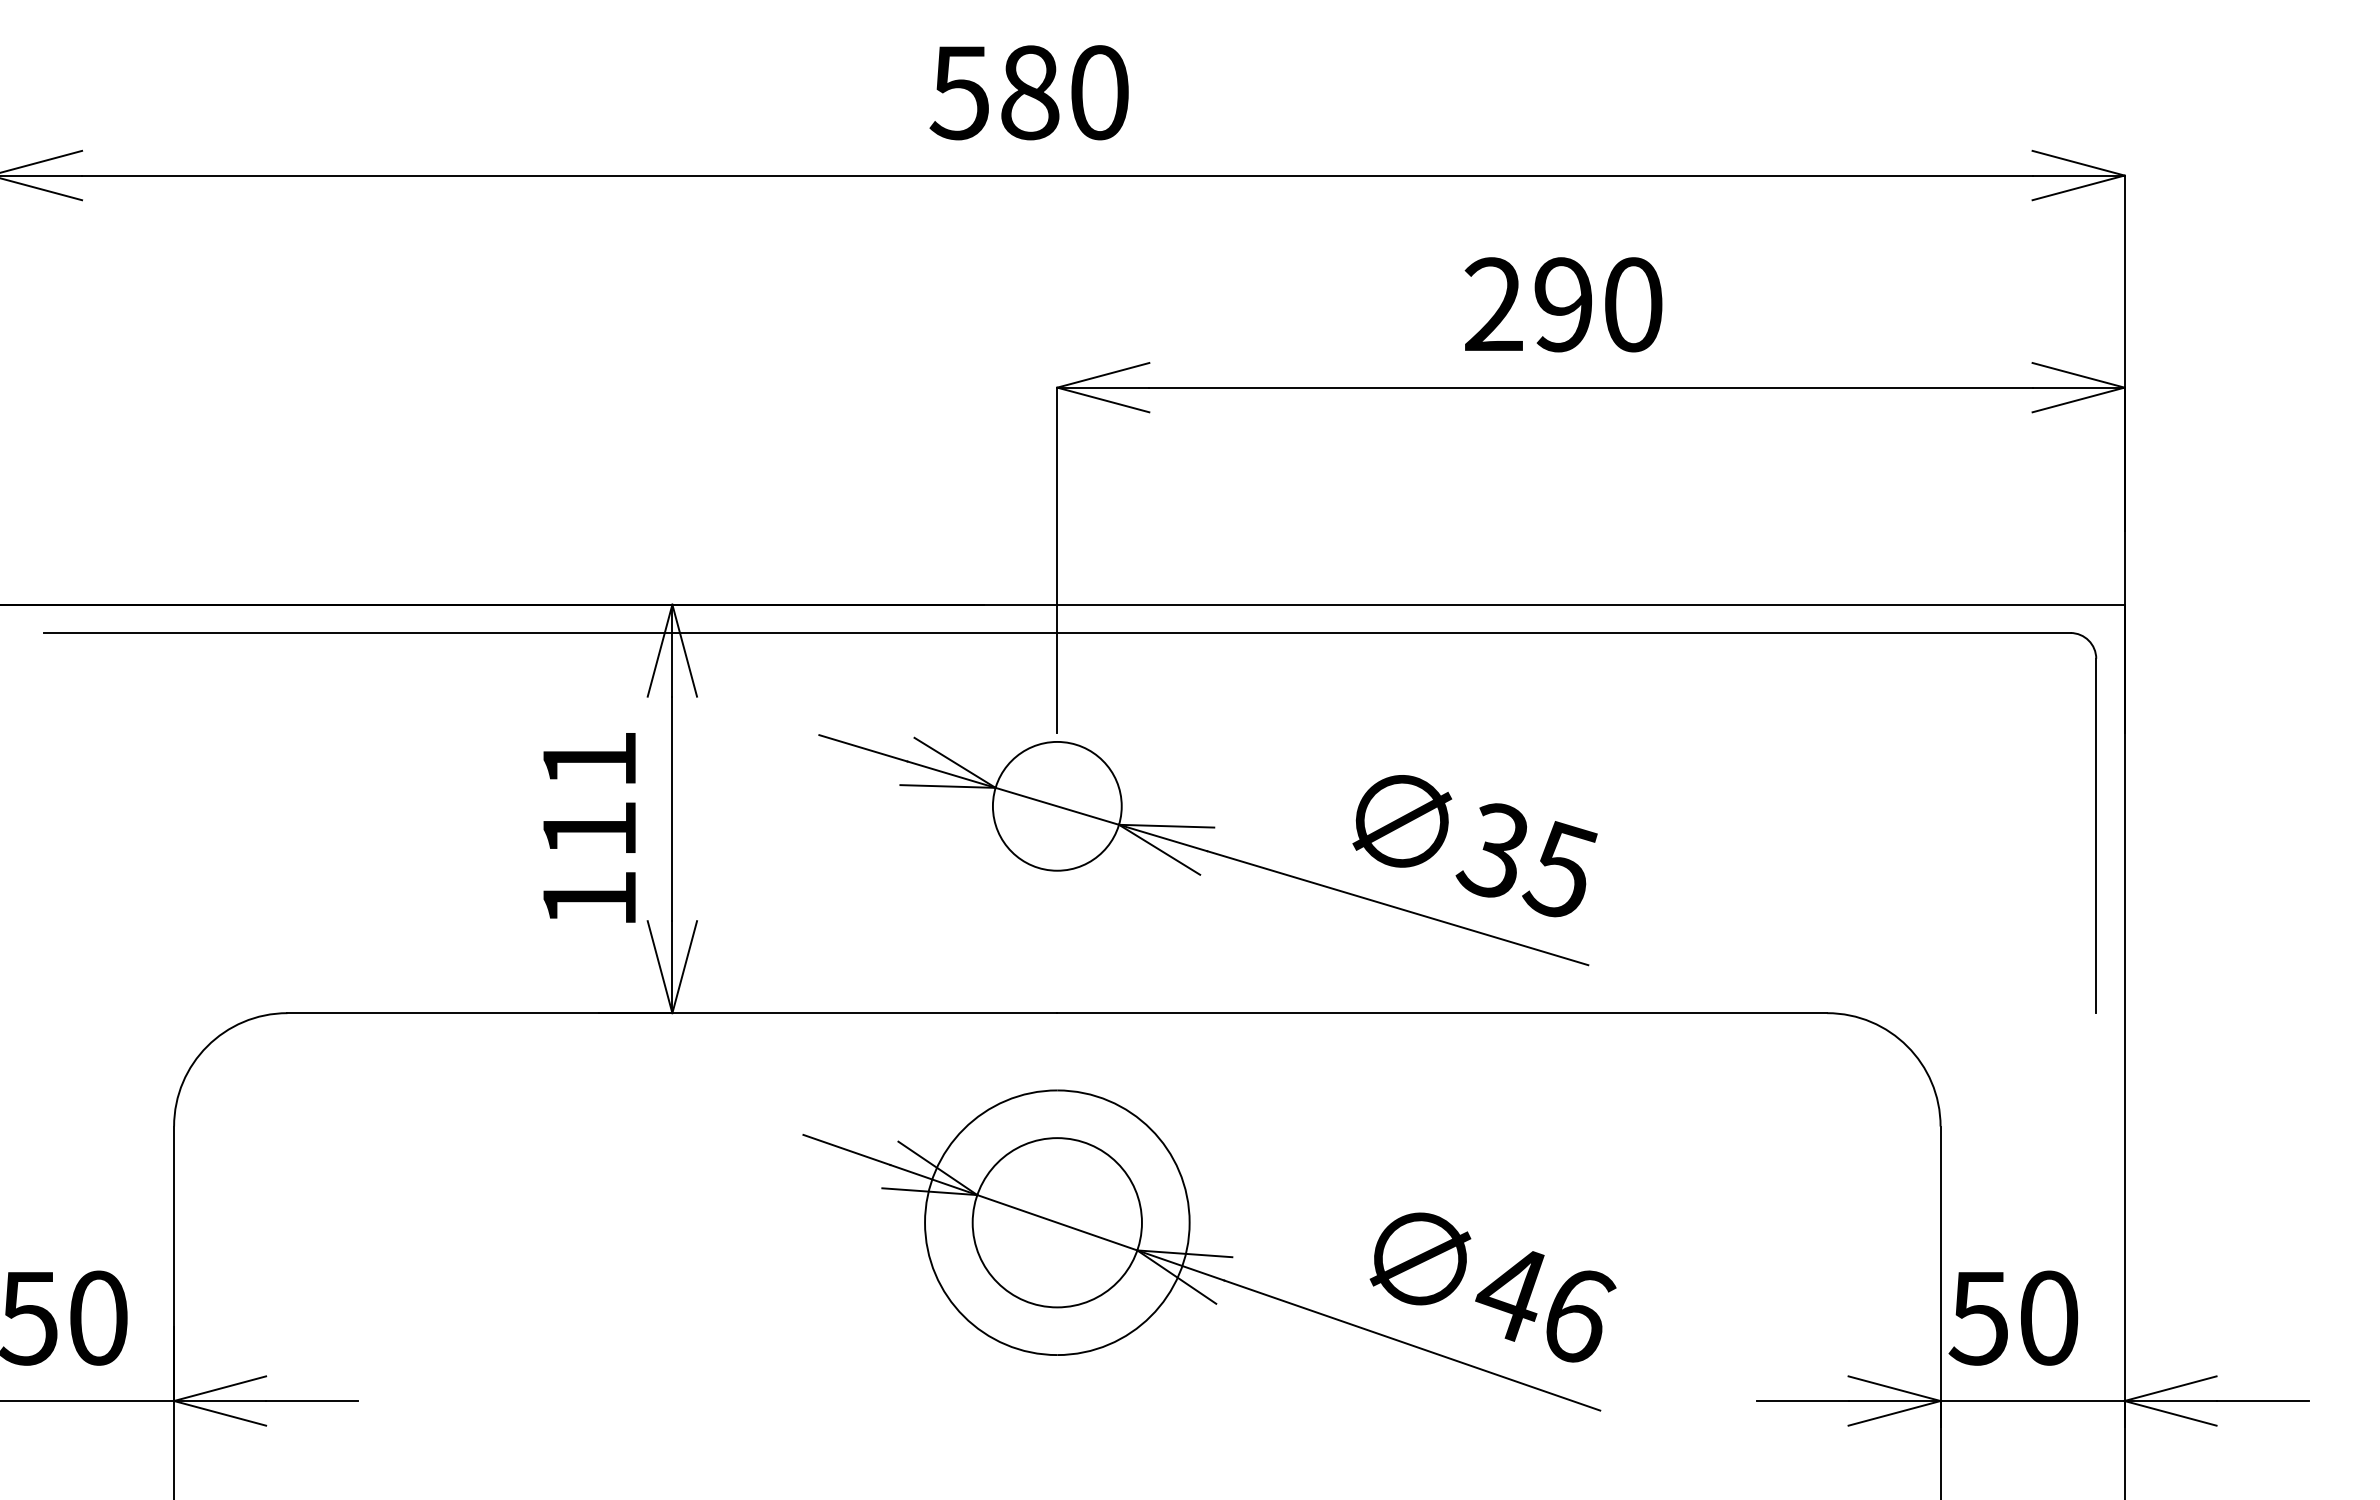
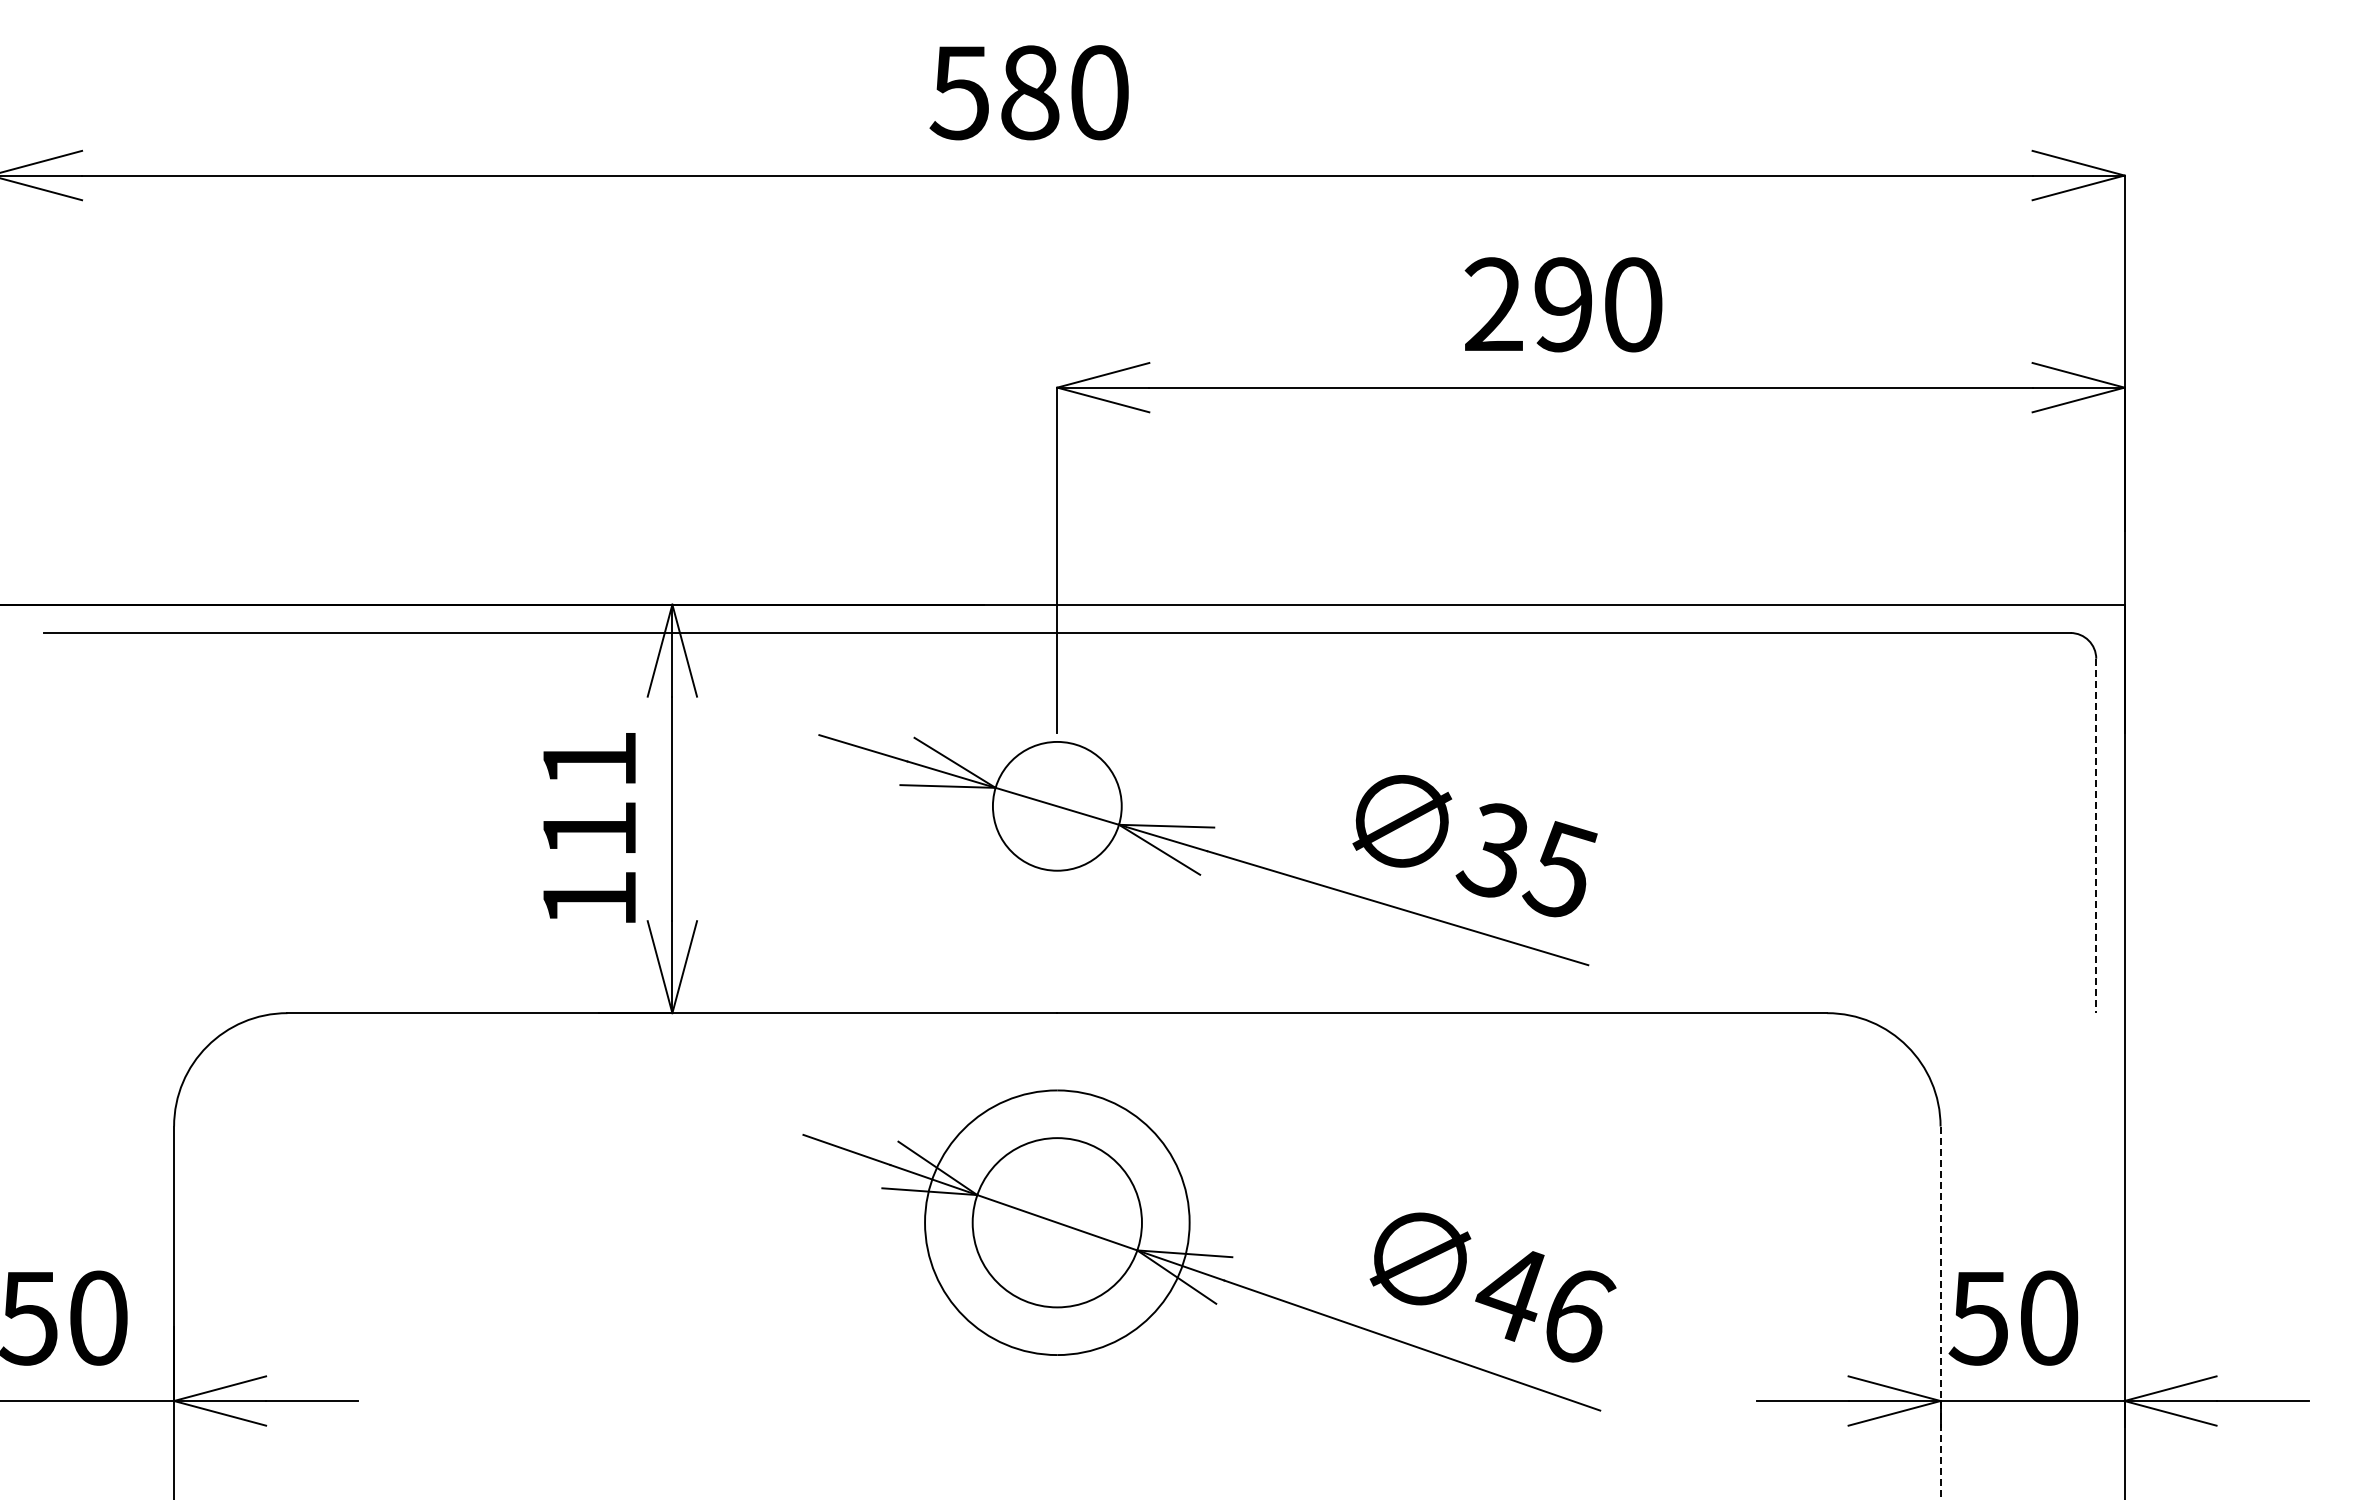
line: solid -> dashed (2096, 836)
line: solid -> dashed (1940, 1313)
